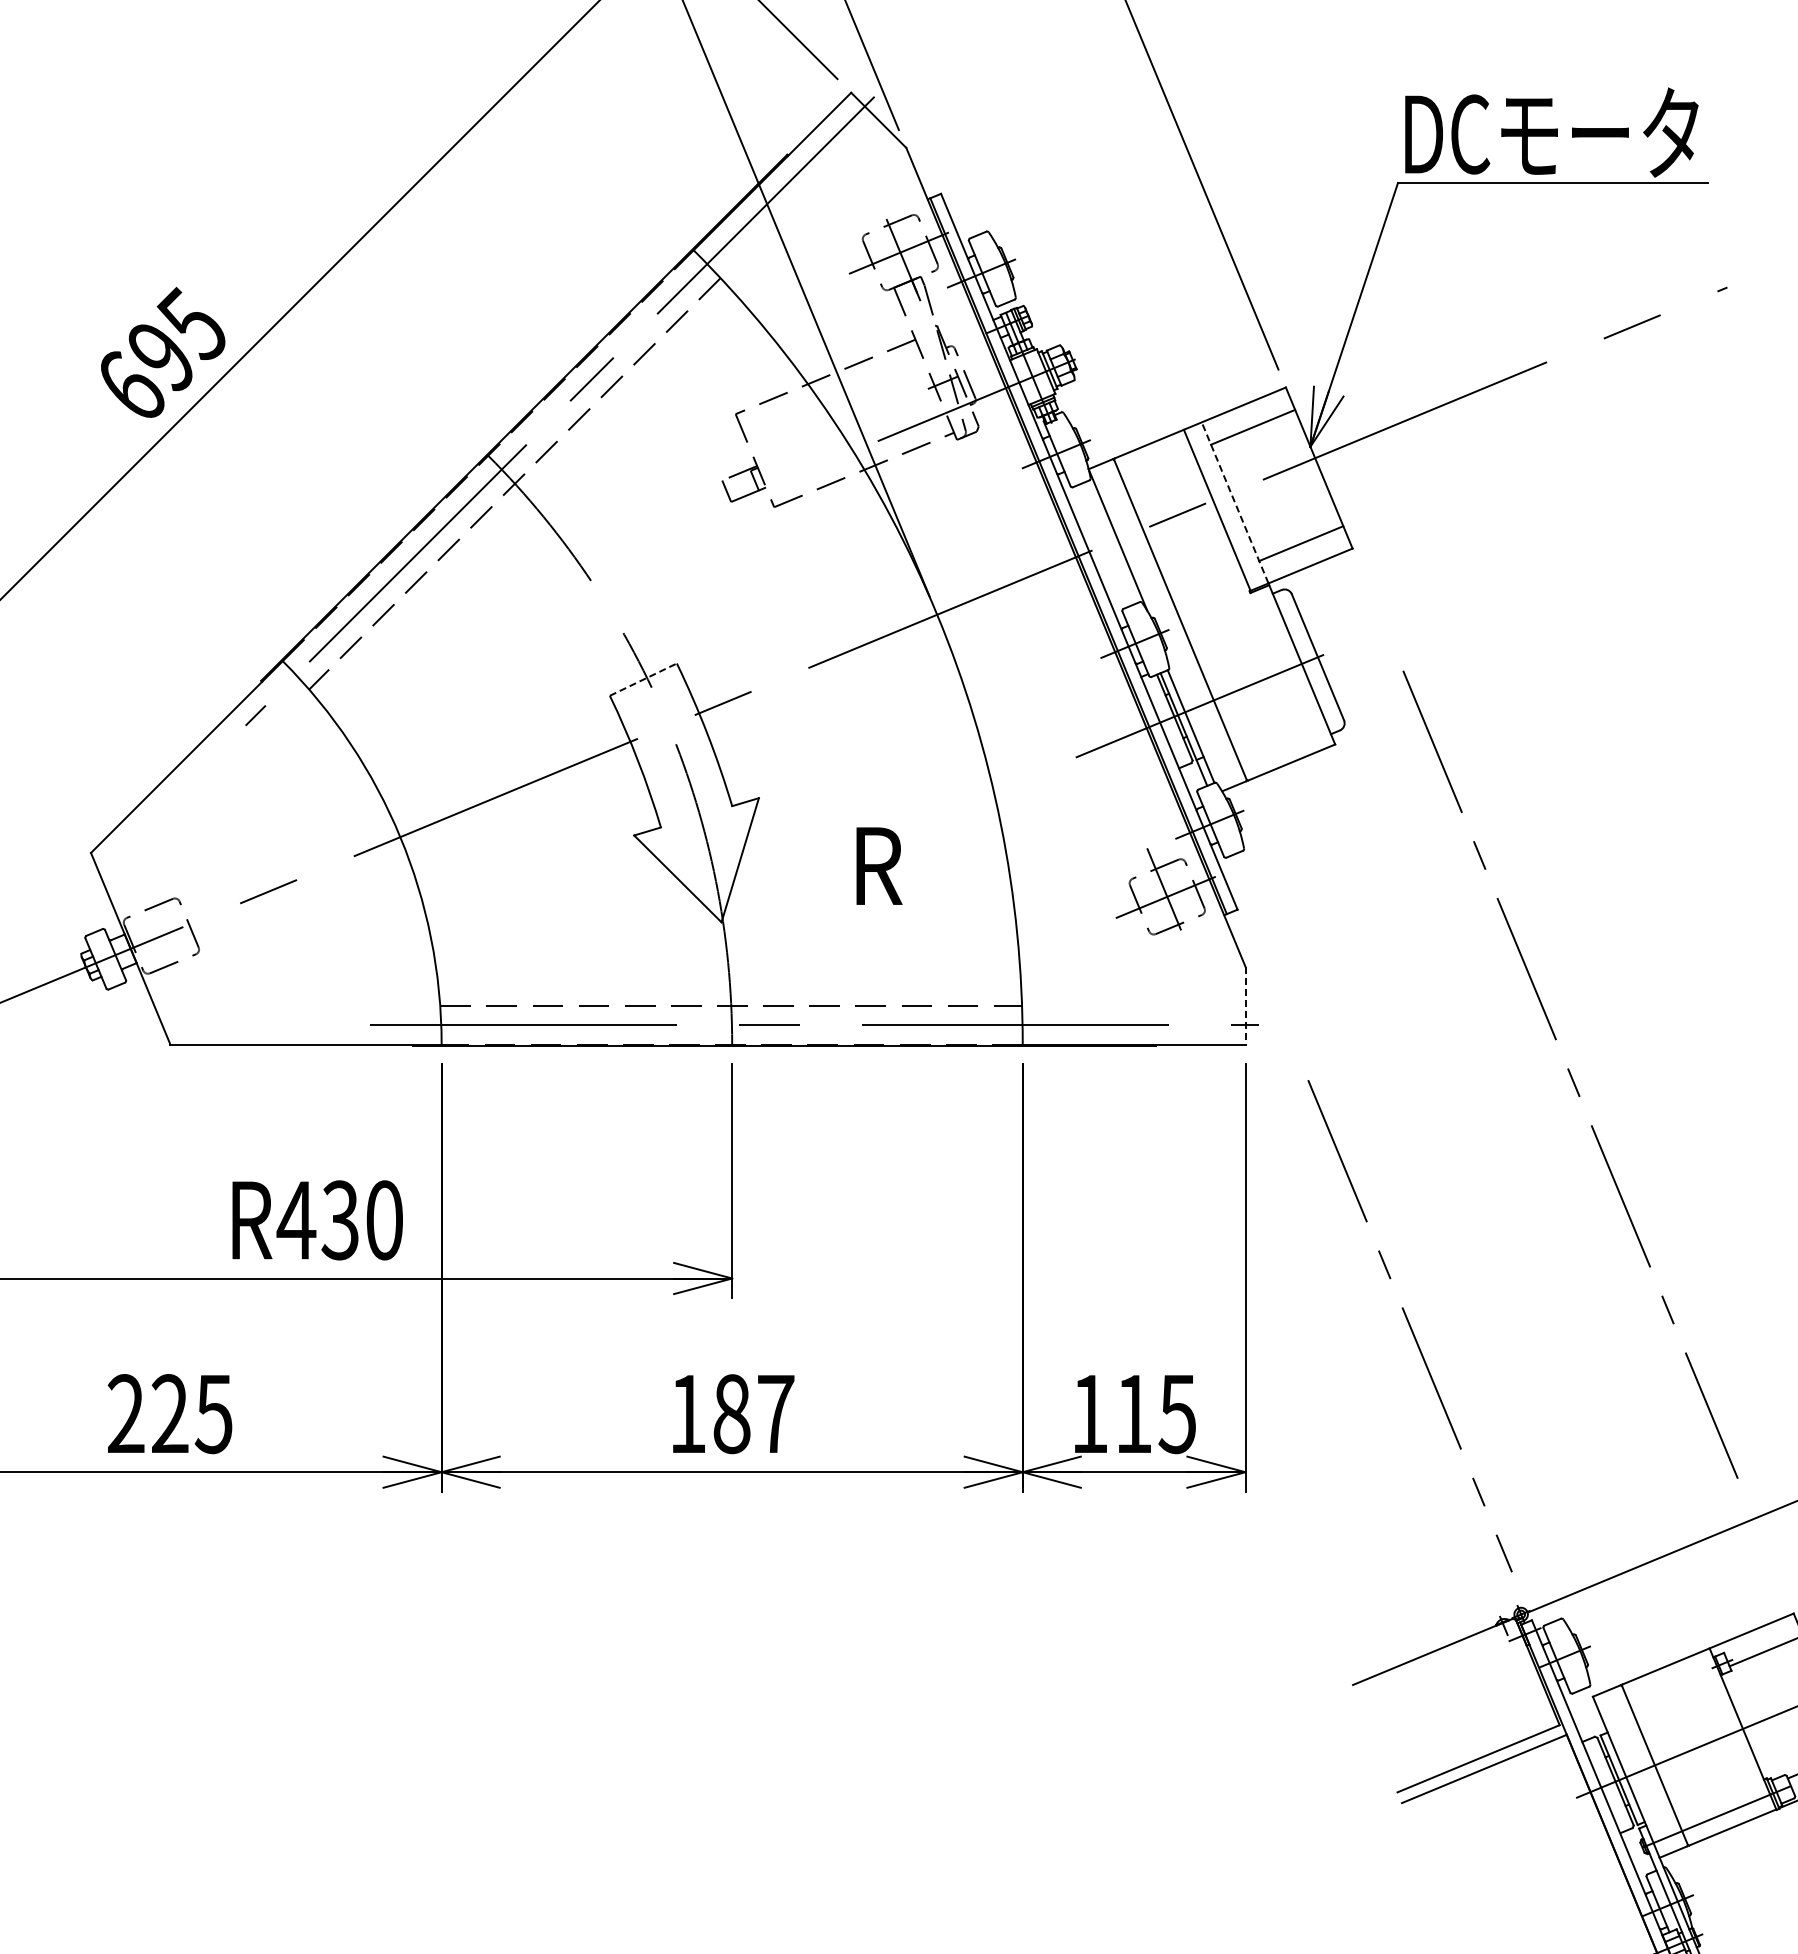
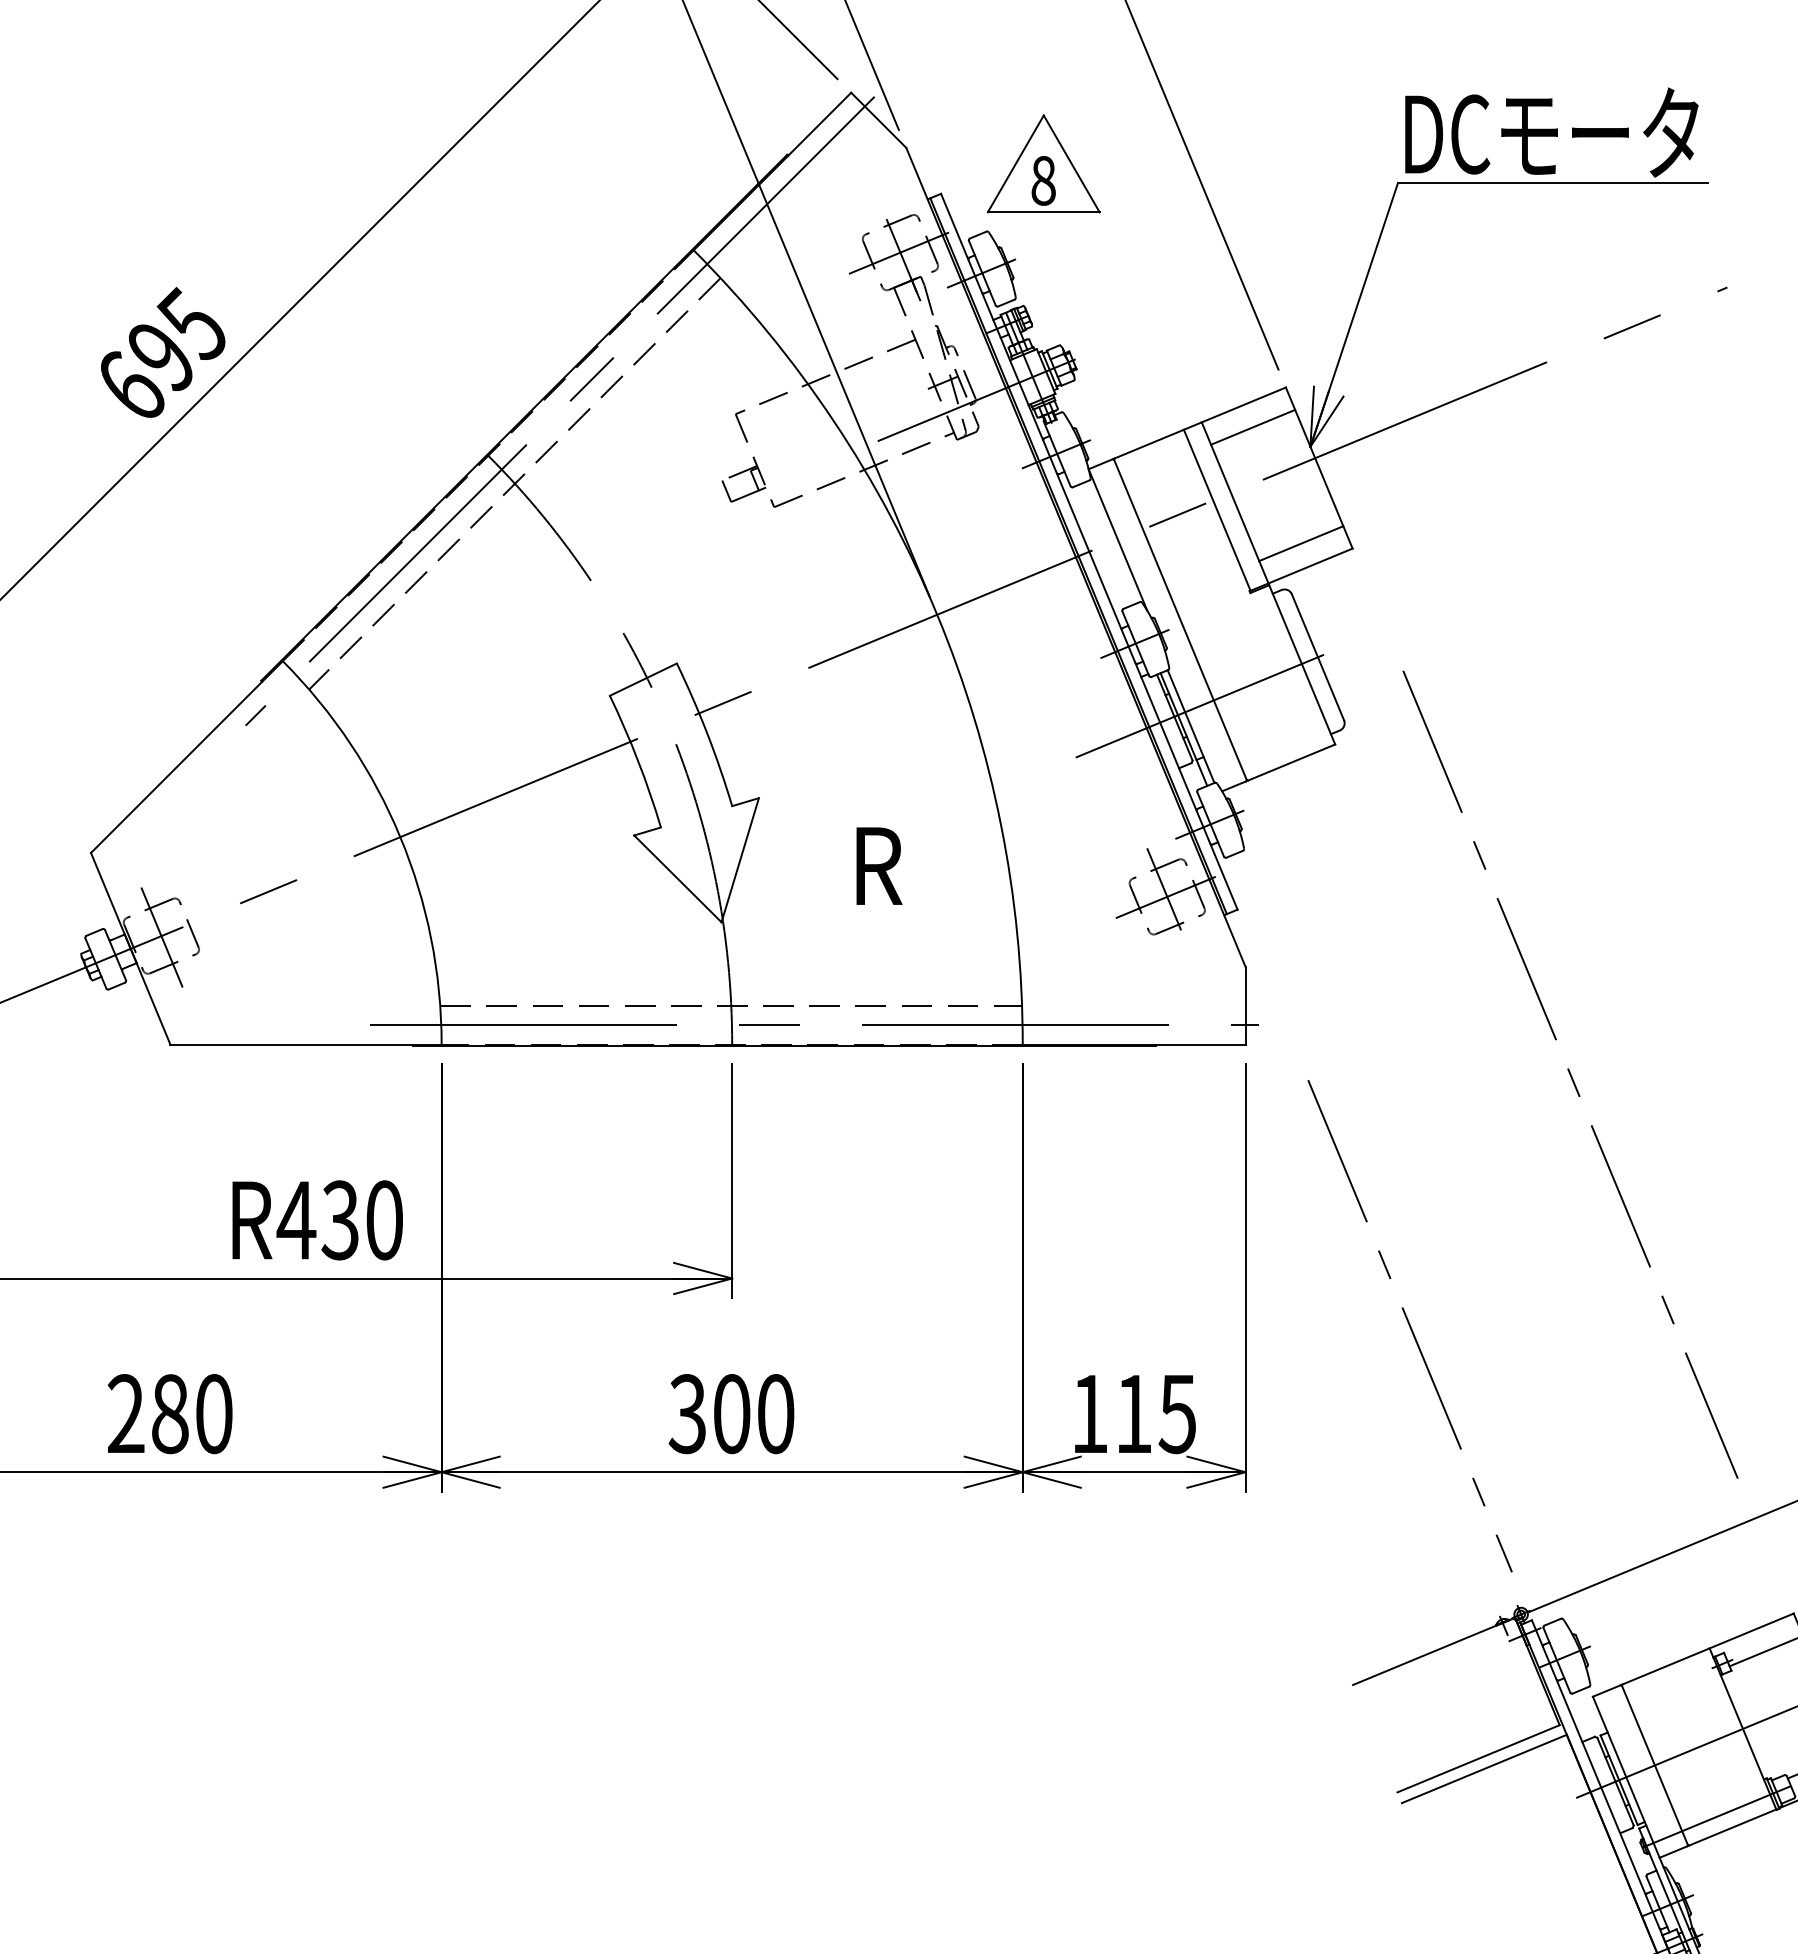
part: none -> present (1043, 163)
line: dashed -> solid (1234, 502)
line: dashed -> solid (643, 679)
line: none -> present (161, 937)
line: dashed -> solid (1245, 1005)
text: 225 -> 280 (191, 1414)
text: 187 -> 300 (731, 1414)
